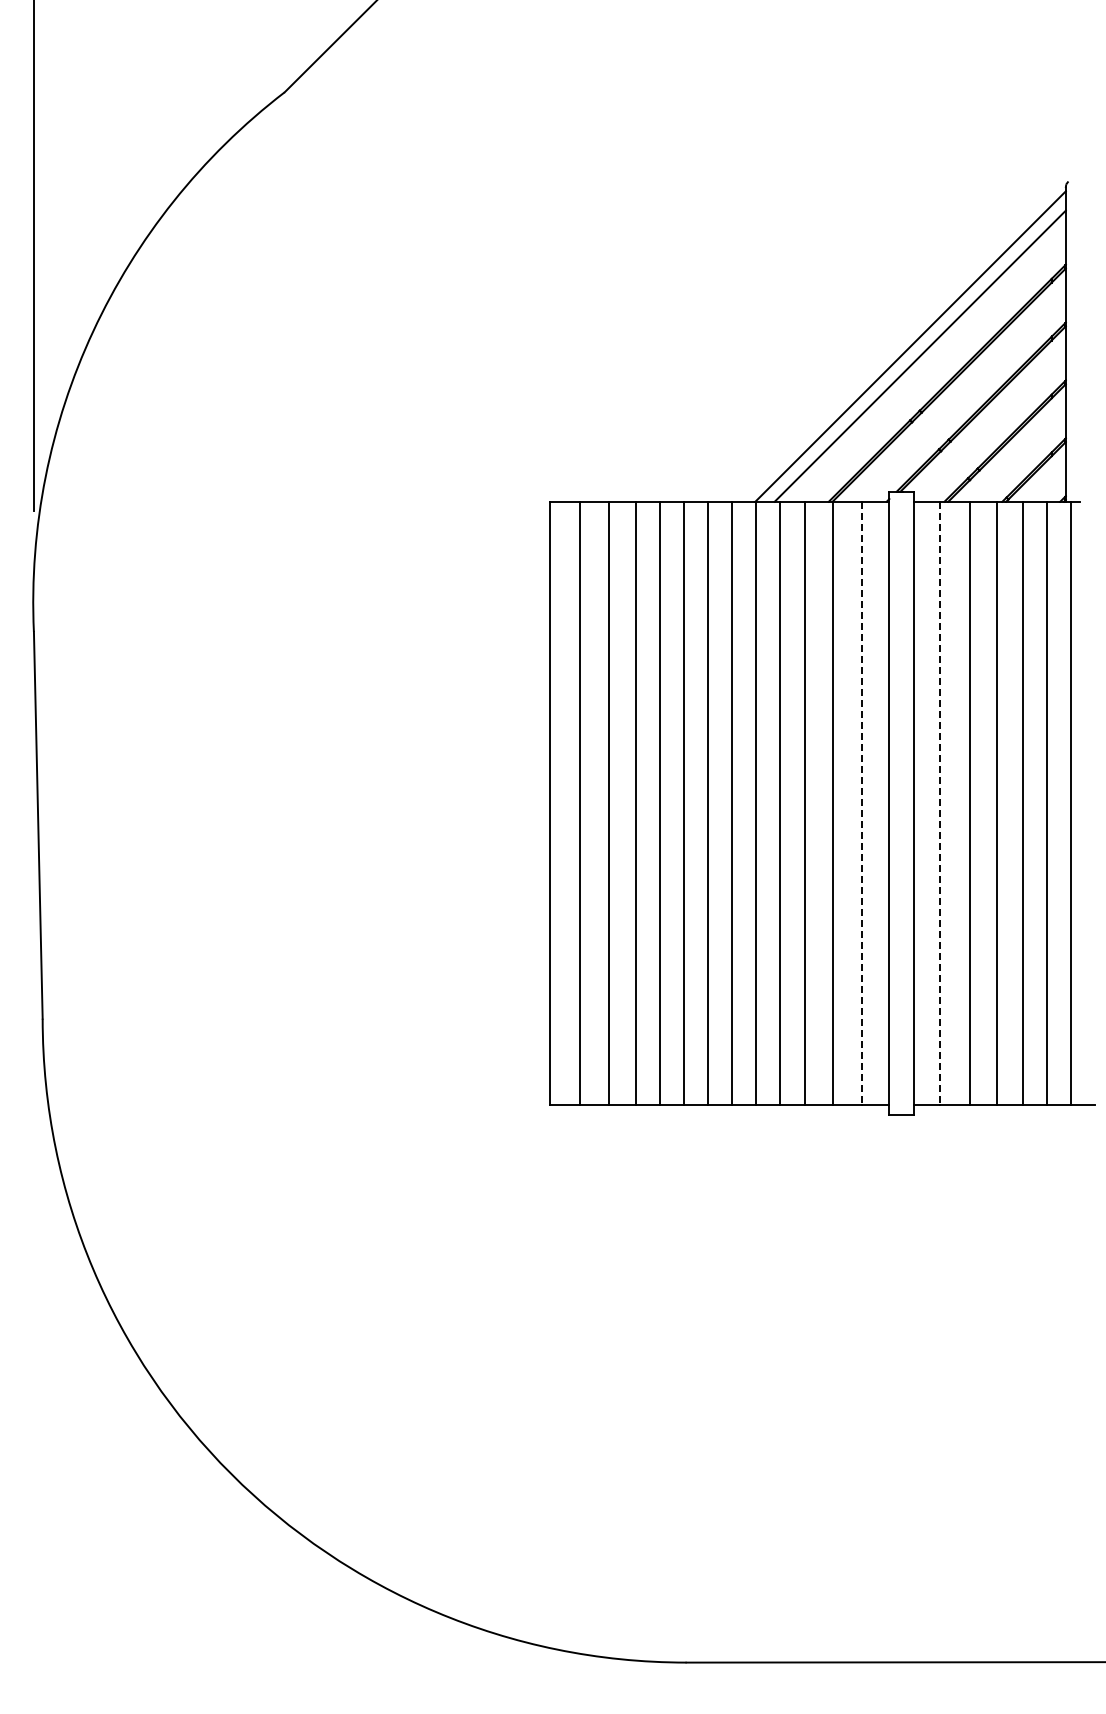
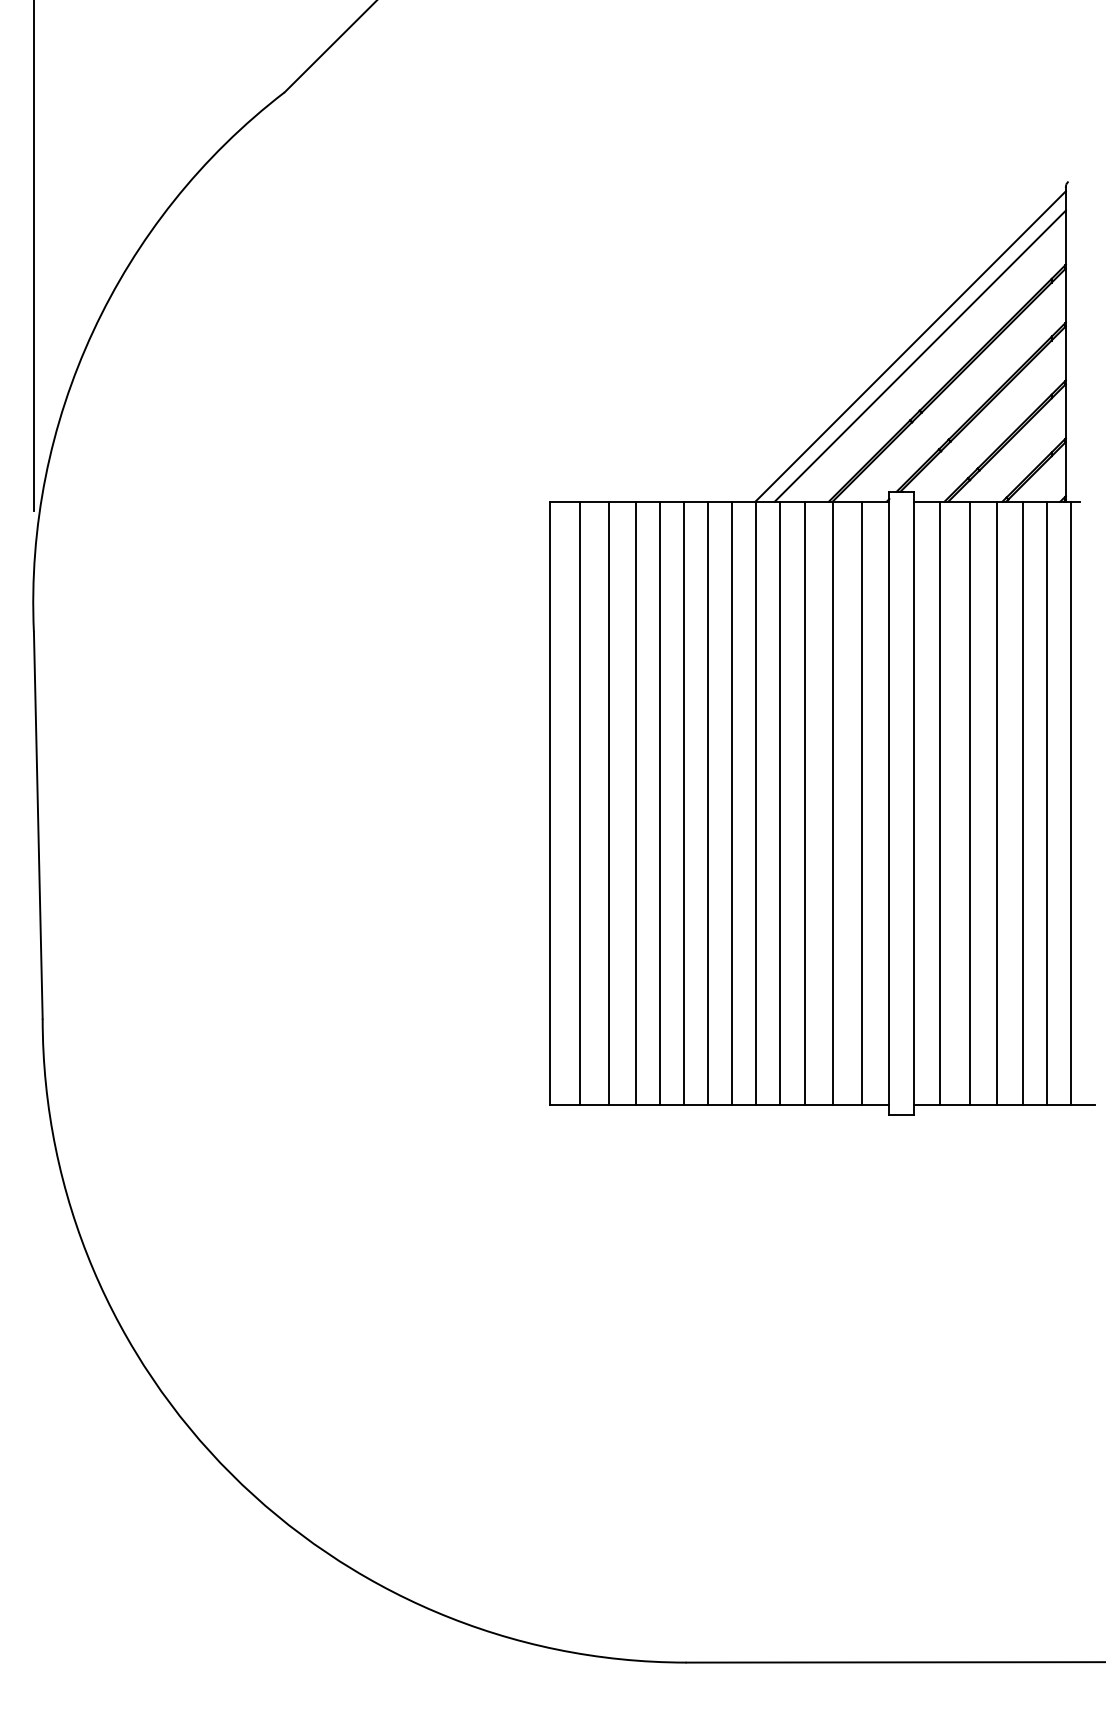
line: dashed -> solid (862, 803)
line: dashed -> solid (940, 803)
